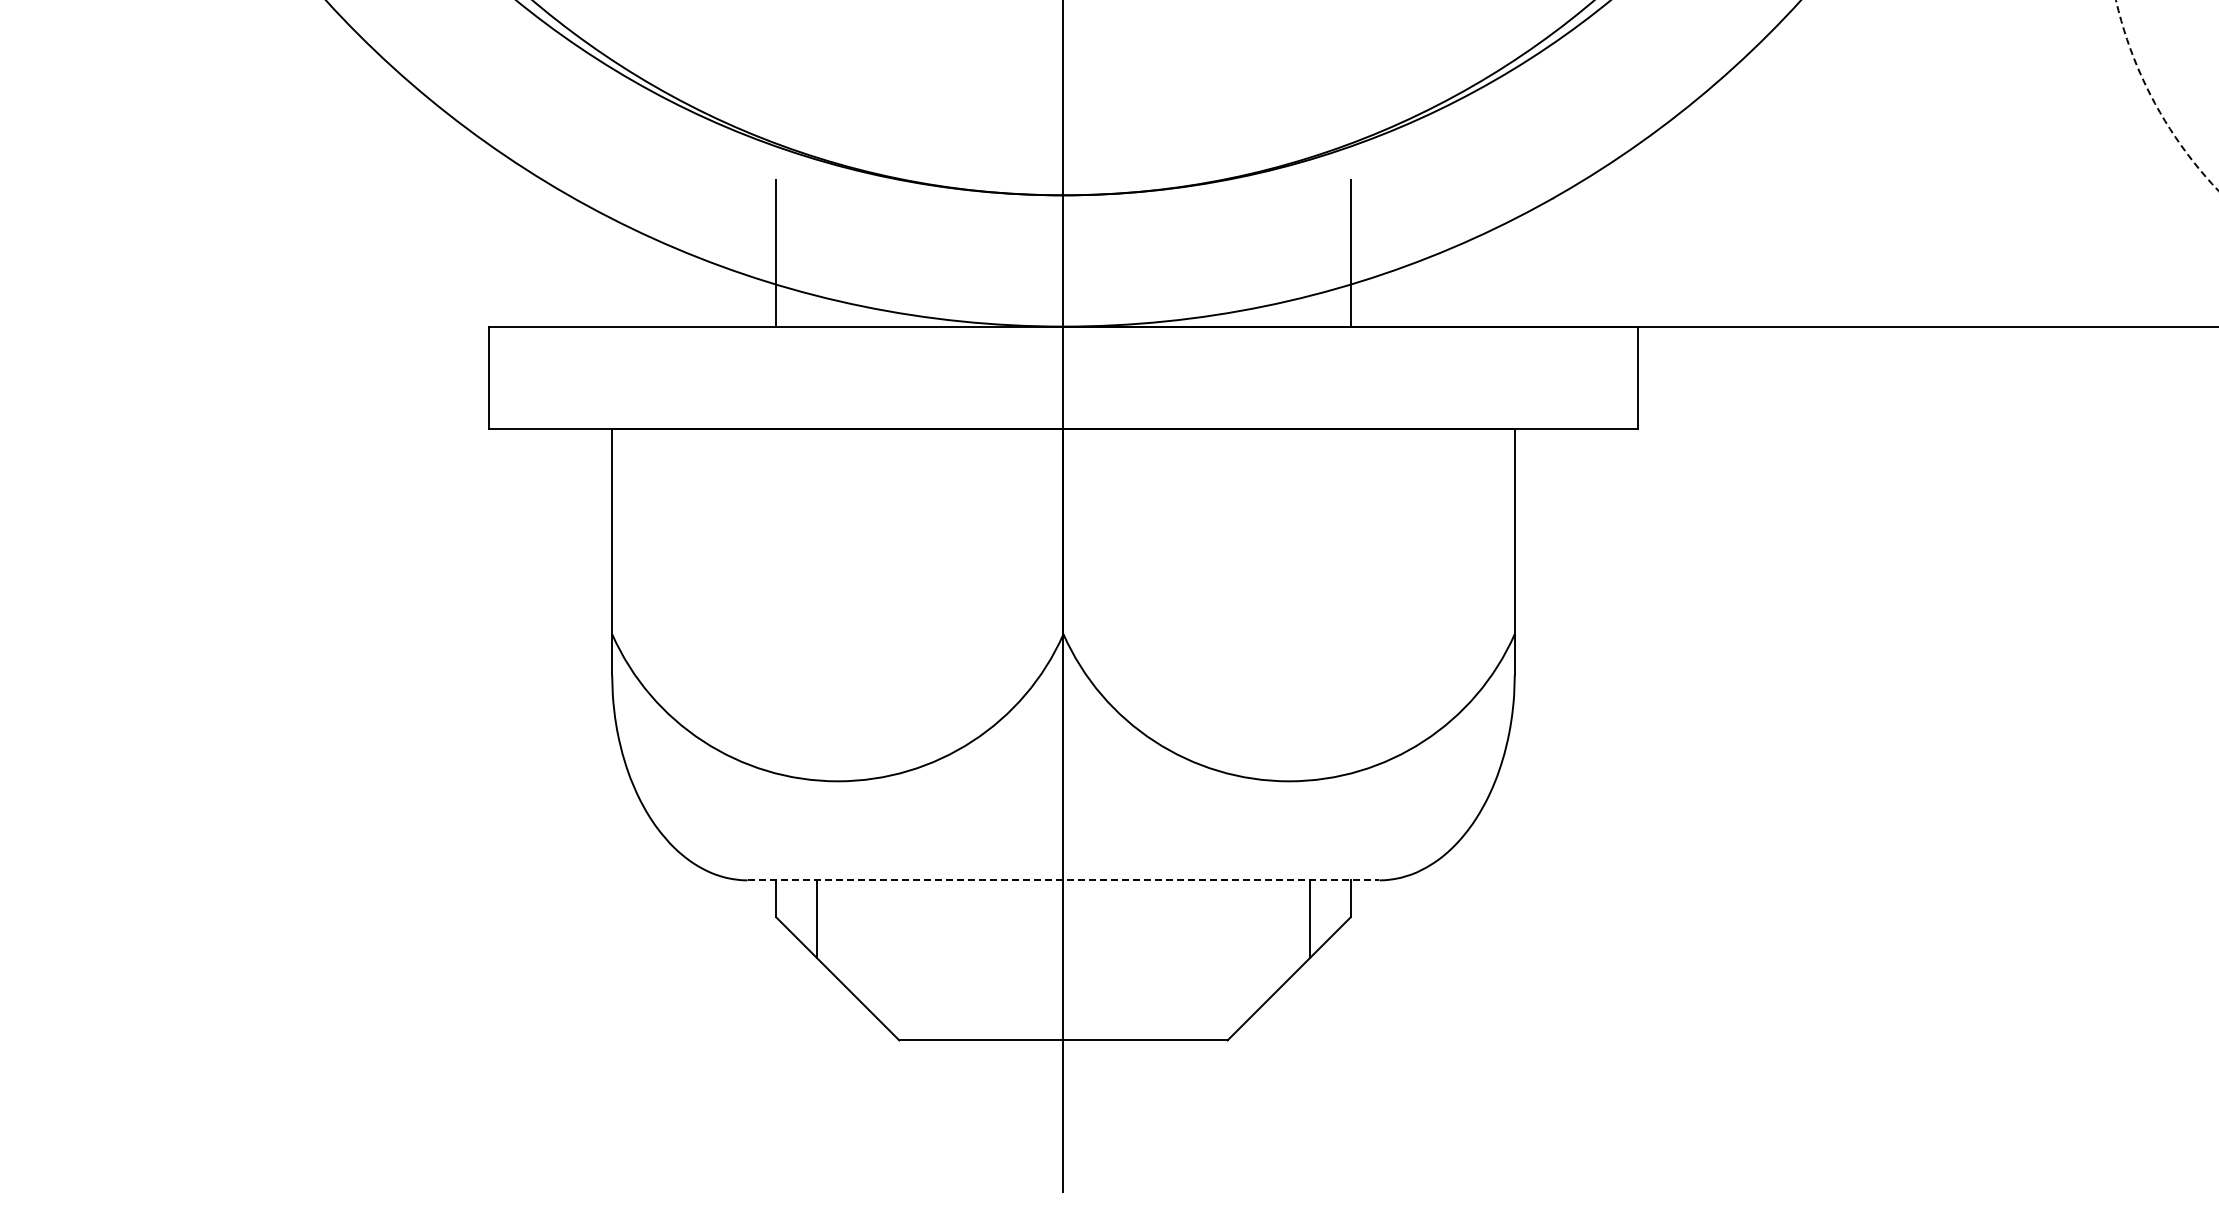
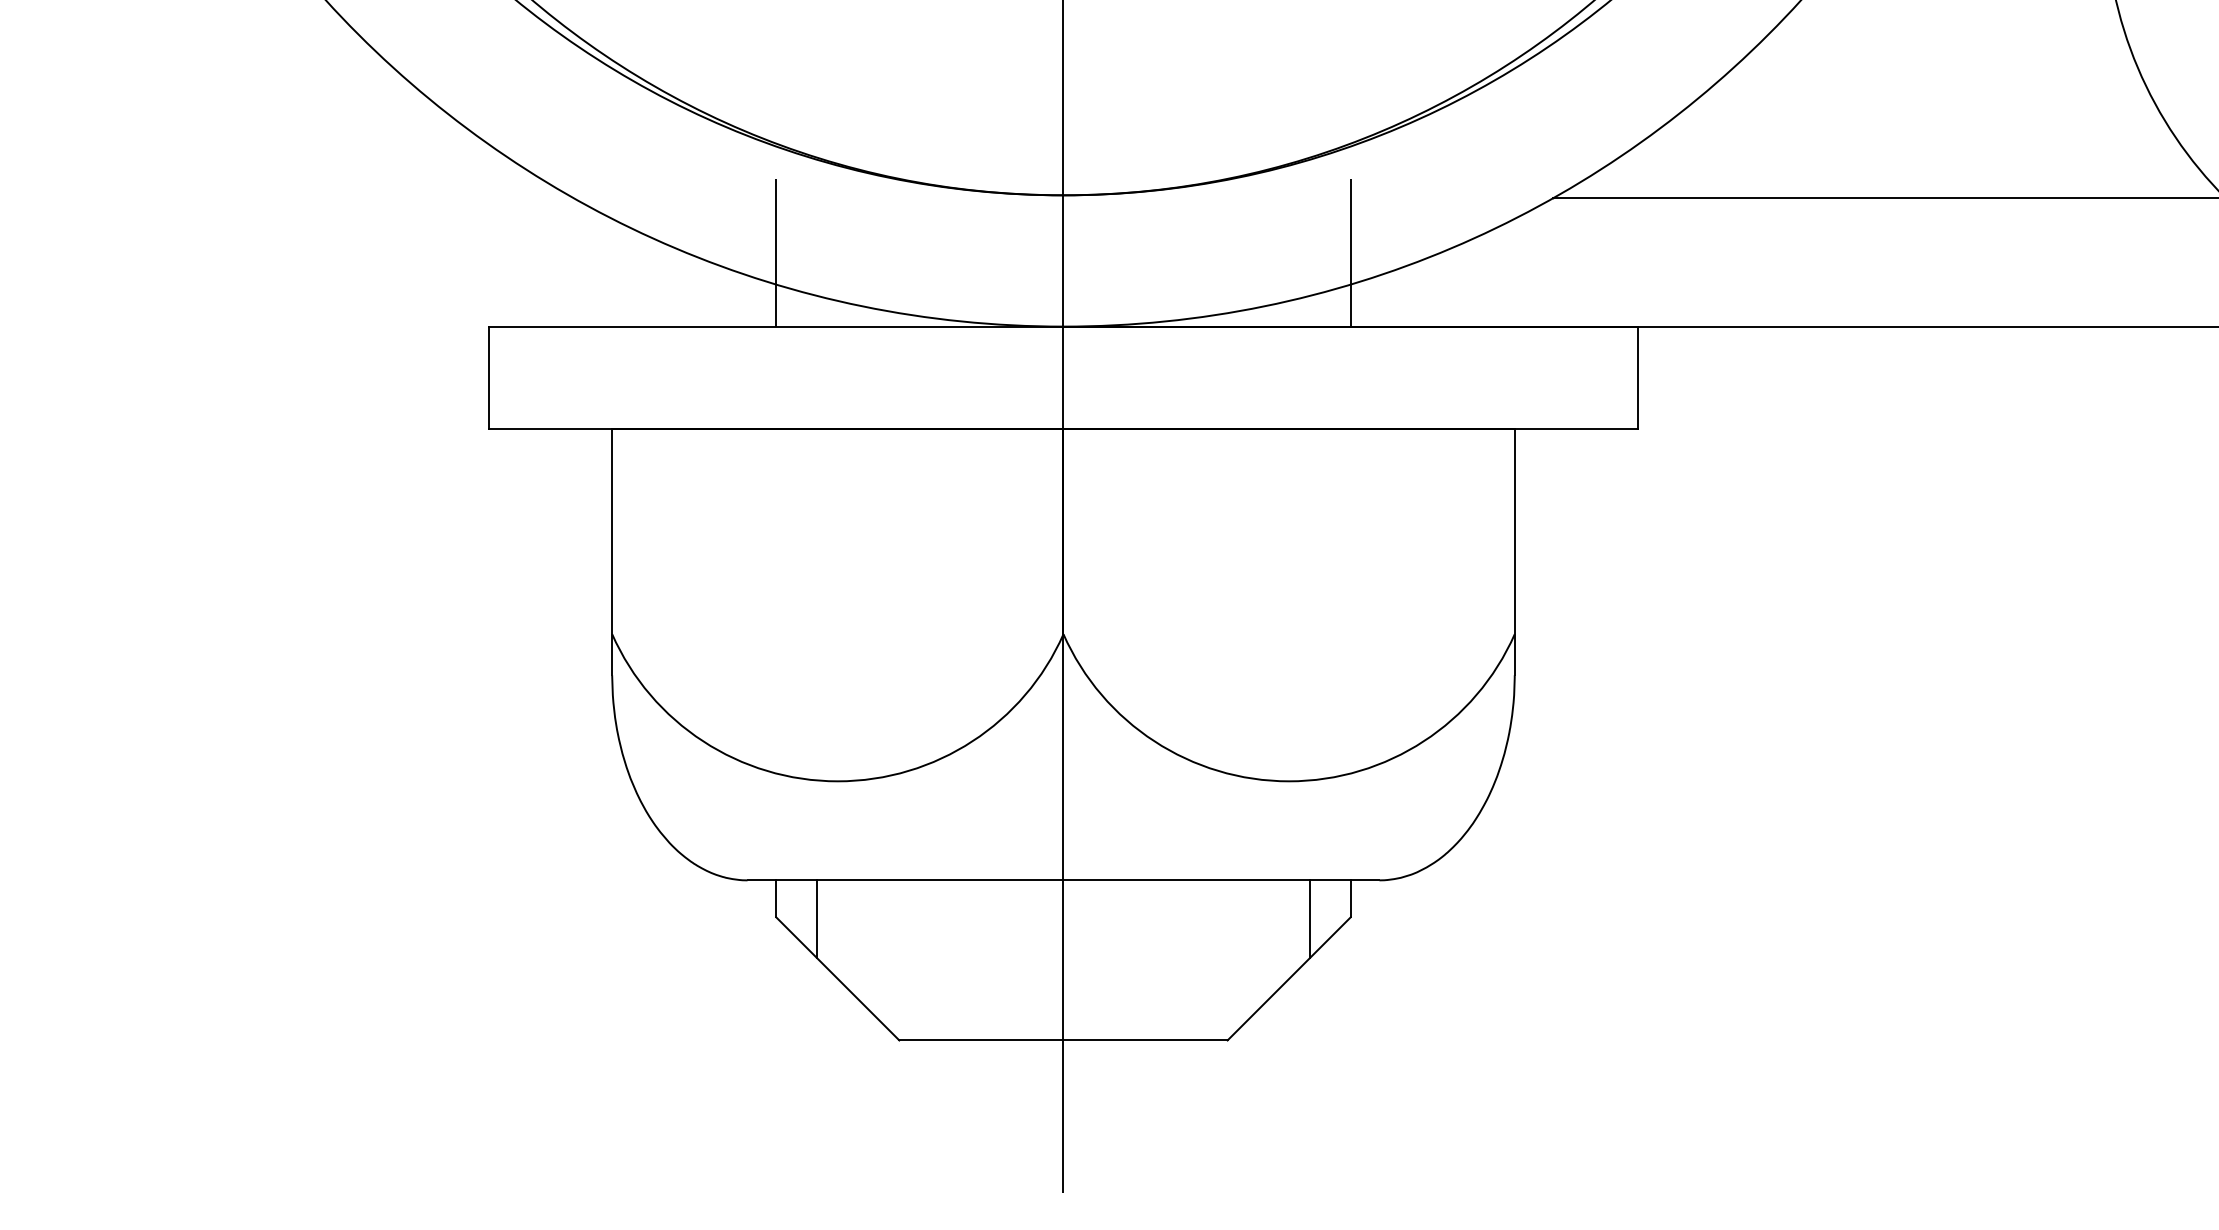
arc: dashed -> solid (2154, 102)
line: none -> present (1883, 198)
line: dashed -> solid (1063, 880)
